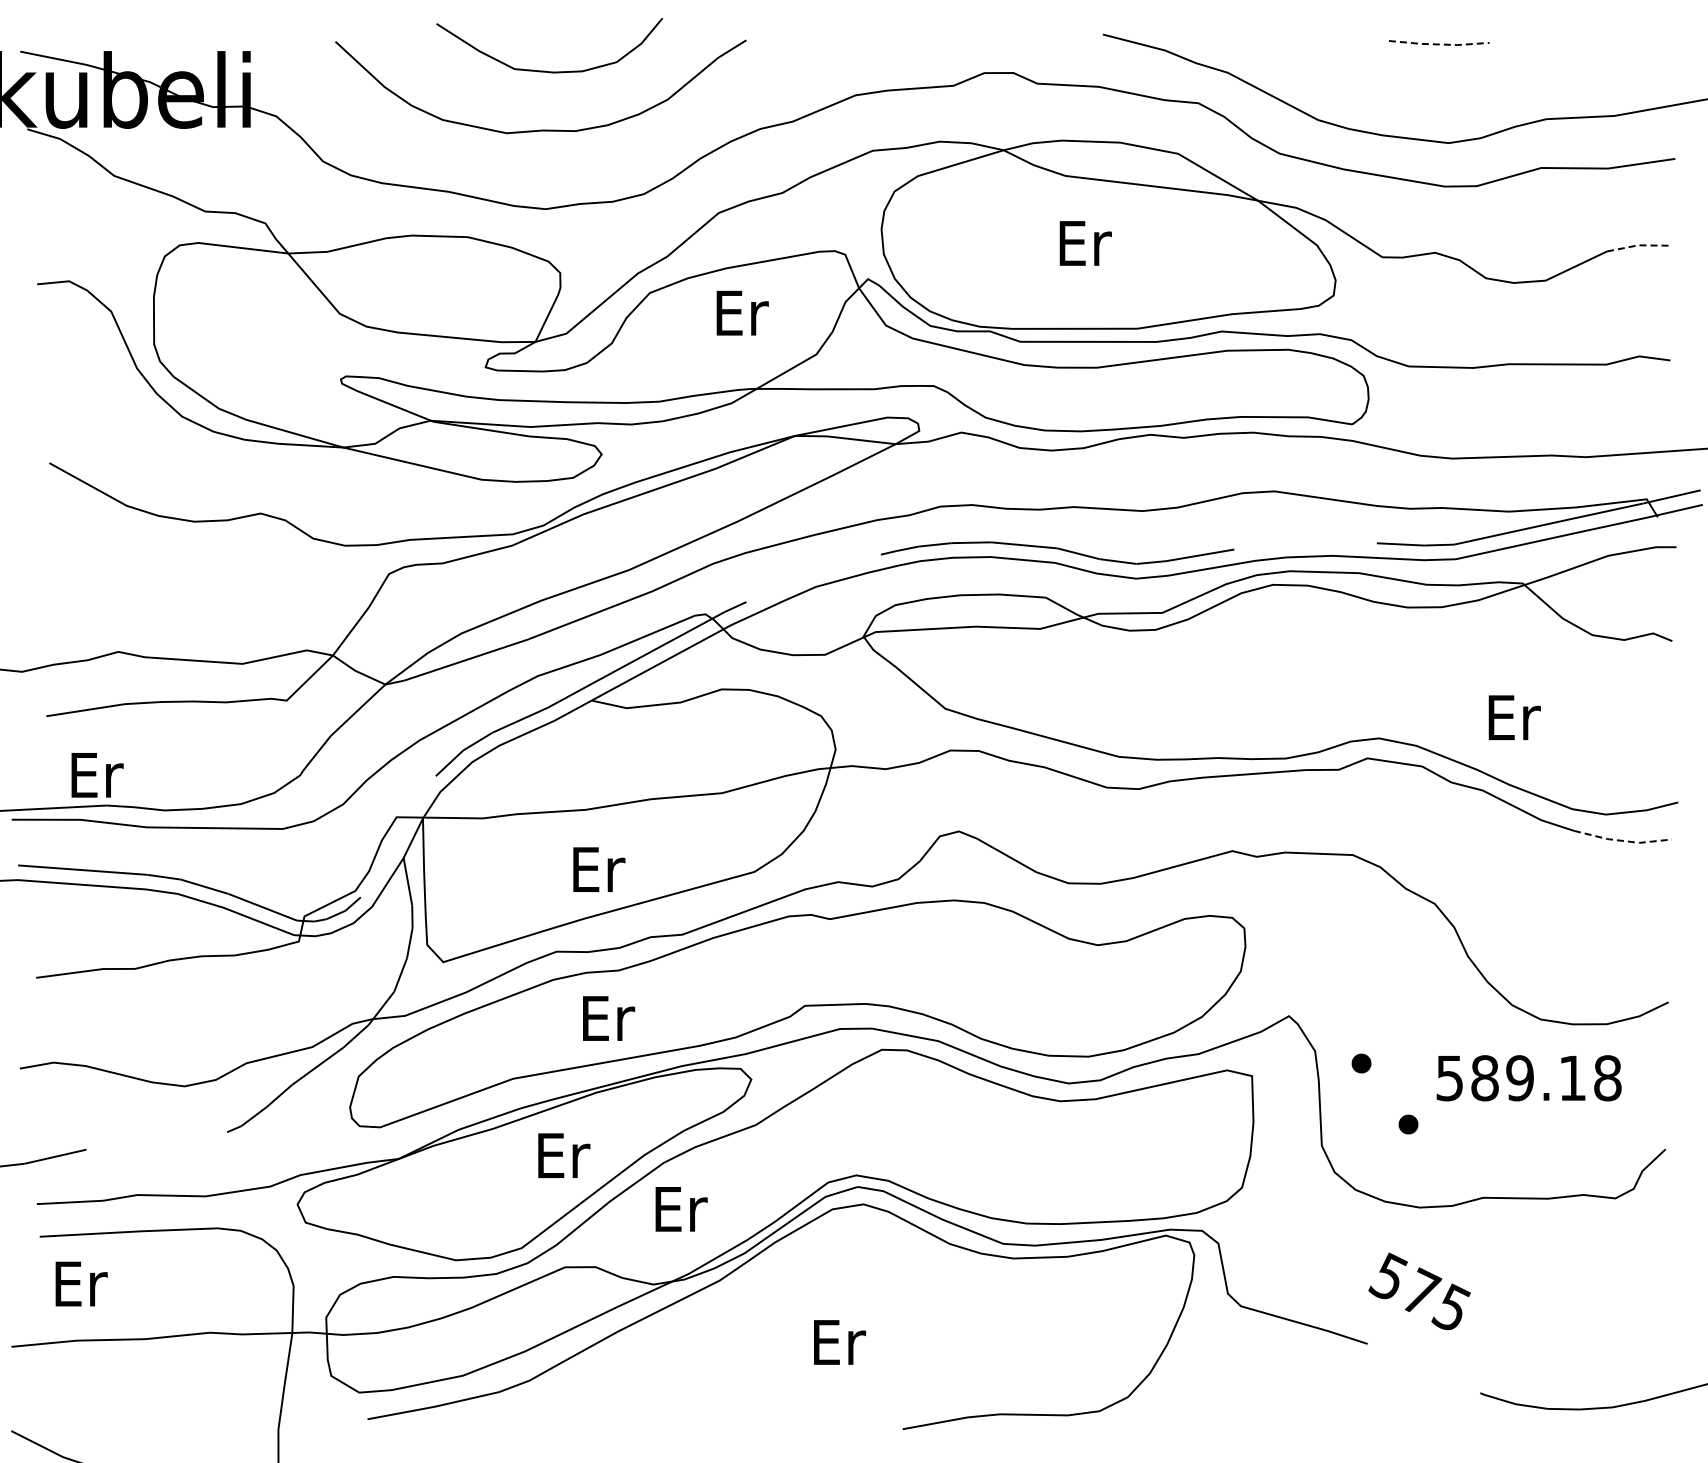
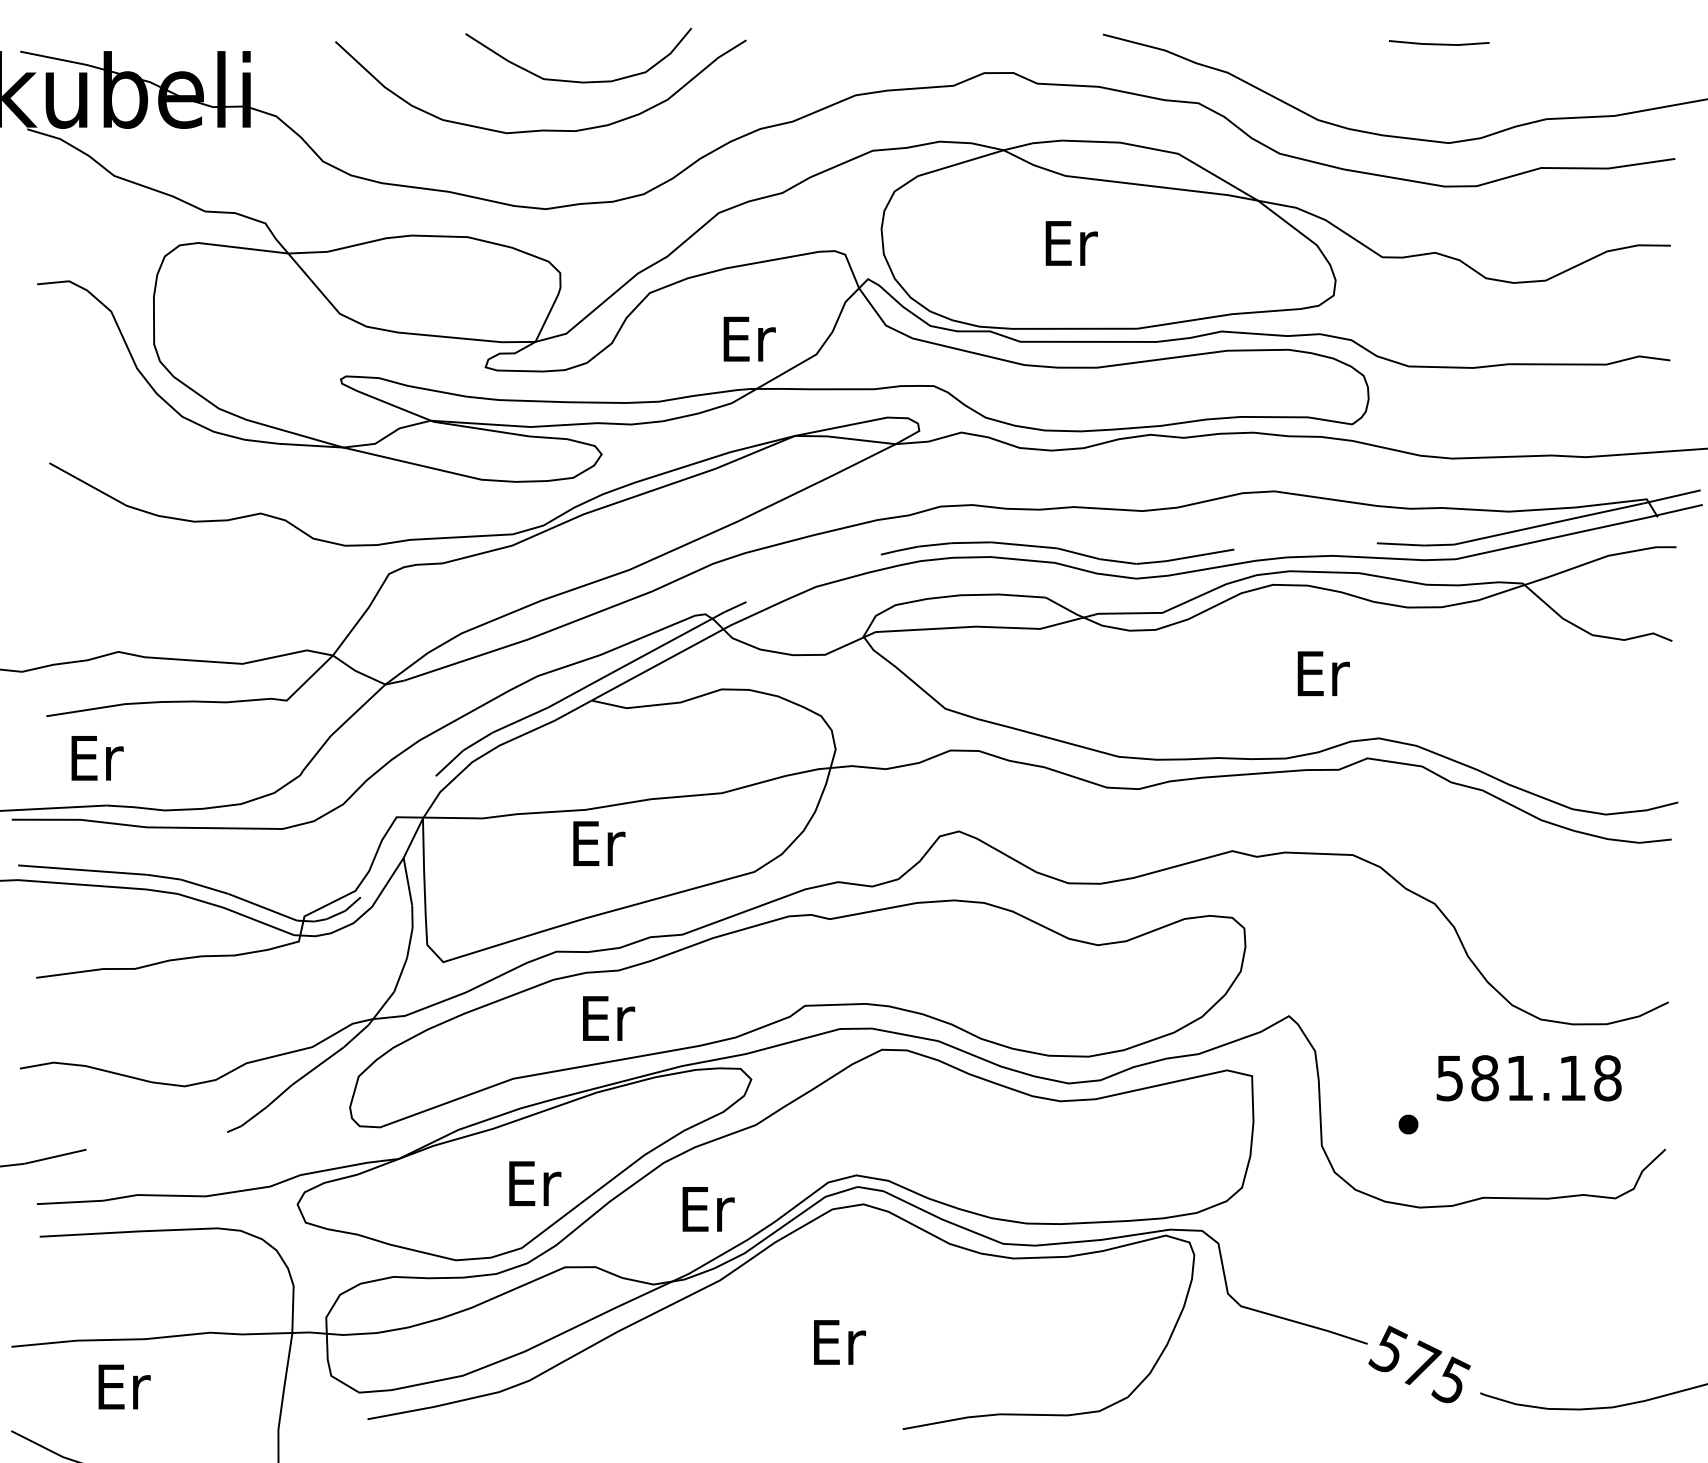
line: dashed -> solid (1439, 44)
curve position: (545, 70) -> (574, 80) (574, 80)
text position: (1085, 243) -> (1071, 243) (1071, 243)
line: dashed -> solid (1638, 245)
text position: (742, 312) -> (749, 338) (749, 338)
text position: (1514, 717) -> (1323, 673) (1323, 673)
text position: (97, 775) -> (97, 758) (97, 758)
line: dashed -> solid (1622, 840)
text position: (599, 869) -> (599, 843) (599, 843)
part: present -> none (1361, 1063)
text: 589.18 -> 581.18 (1519, 1078)
text position: (564, 1155) -> (535, 1183) (535, 1183)
text position: (681, 1209) -> (708, 1209) (708, 1209)
text position: (81, 1283) -> (124, 1386) (124, 1386)
text position: (1419, 1291) -> (1419, 1364) (1419, 1364)
